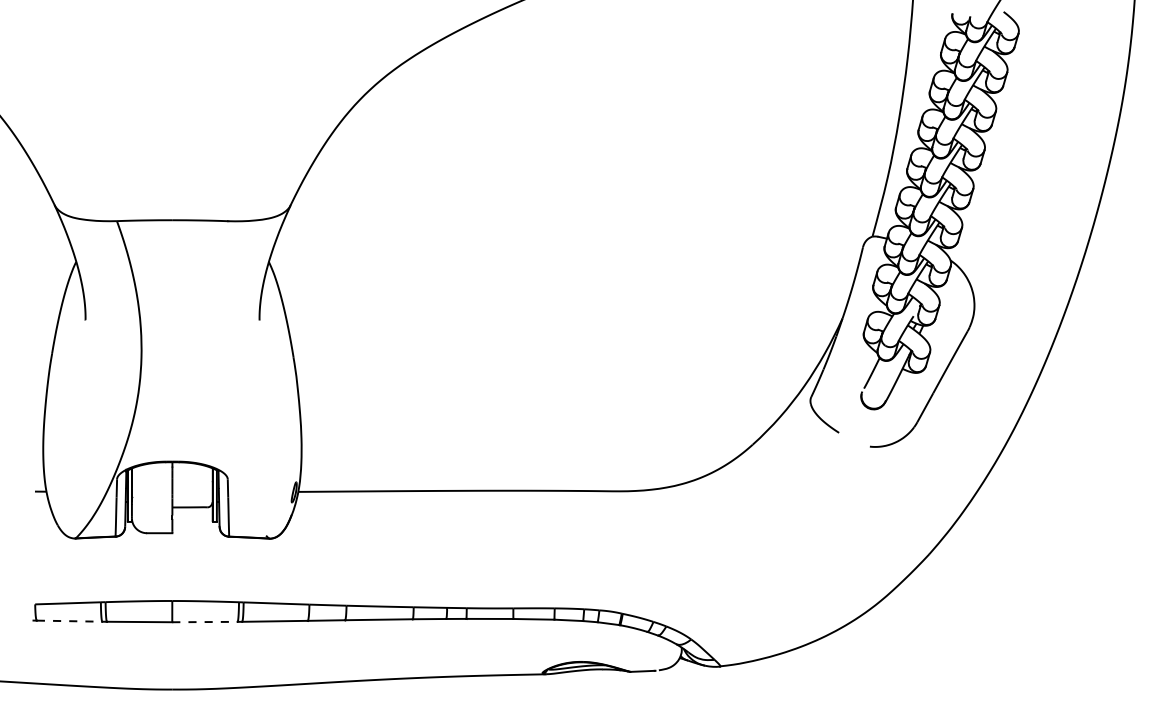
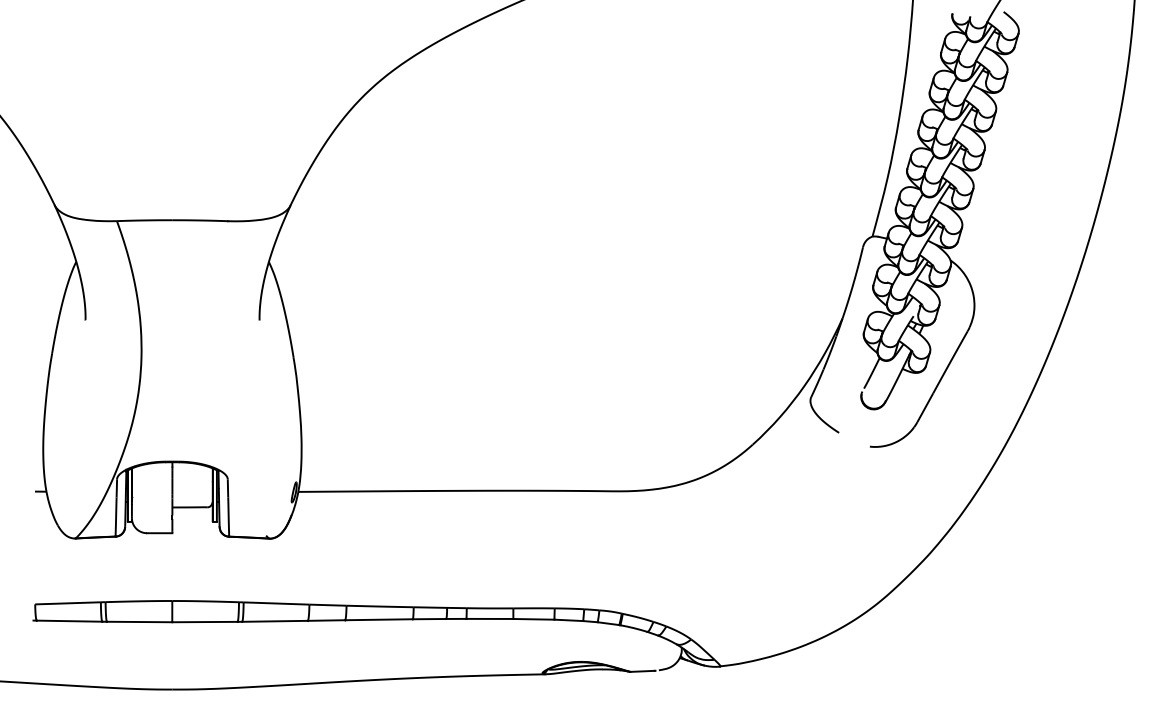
line: dashed -> solid (69, 621)
line: dashed -> solid (205, 622)
